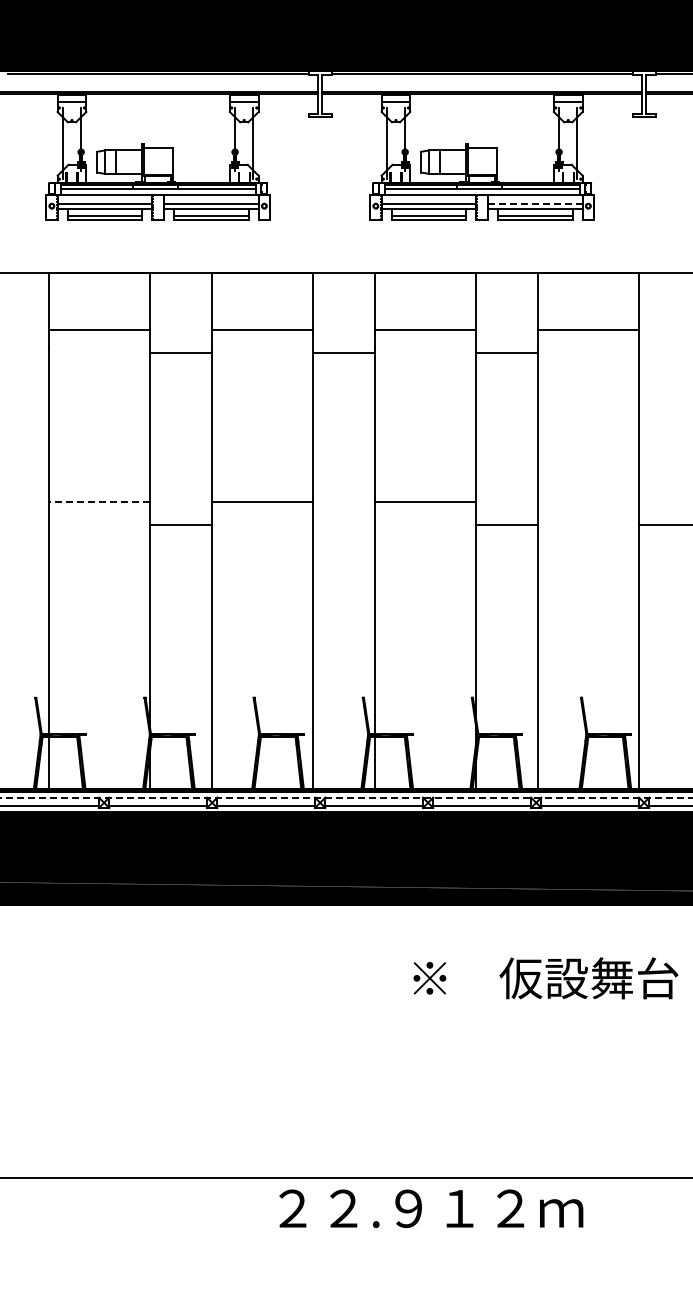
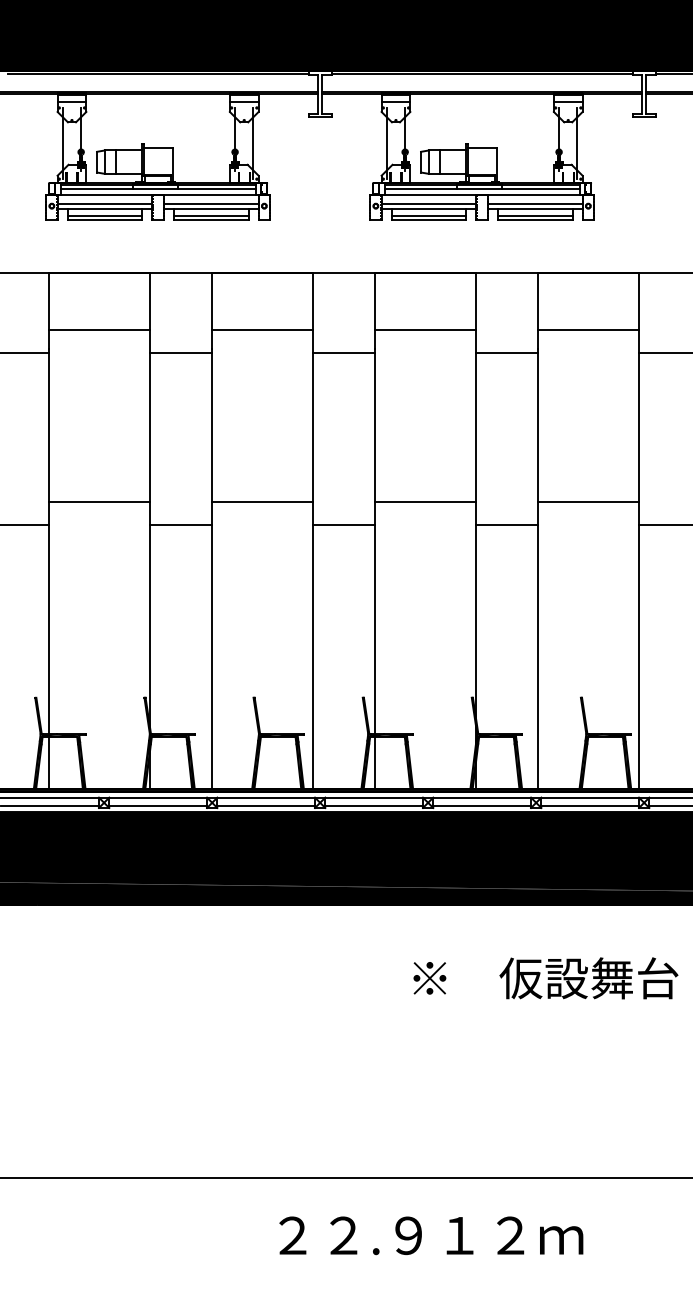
line: dashed -> solid (535, 203)
line: none -> present (25, 352)
line: none -> present (664, 352)
line: dashed -> solid (99, 501)
line: none -> present (588, 501)
line: none -> present (25, 524)
line: none -> present (344, 524)
line: dashed -> solid (346, 797)
text position: (431, 1208) -> (431, 1235) (431, 1235)
